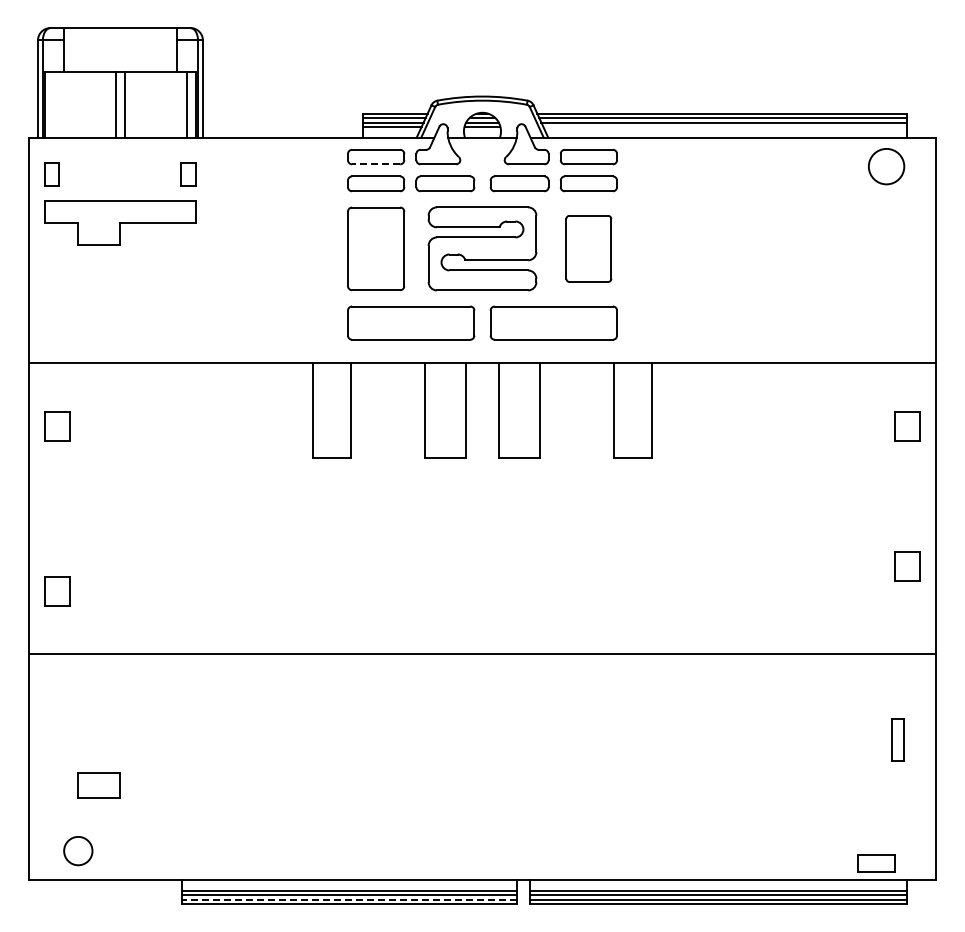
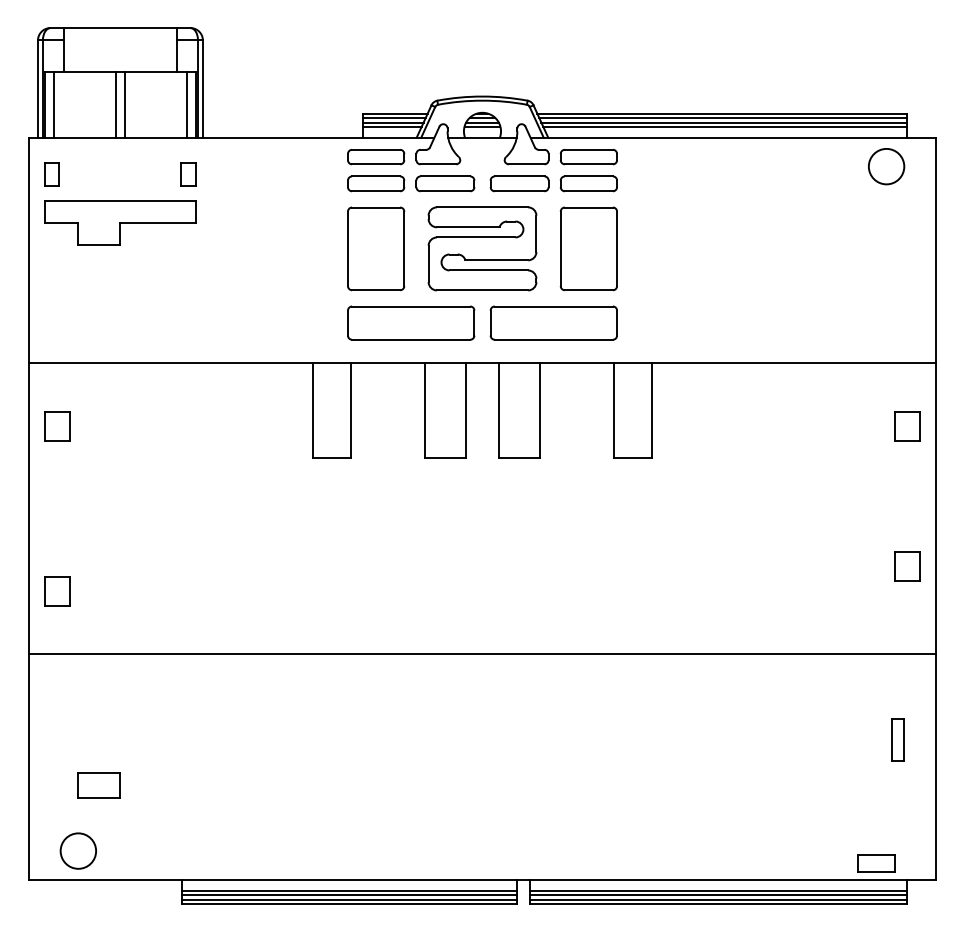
line: none -> present (53, 104)
line: none -> present (725, 127)
line: dashed -> solid (375, 164)
part size: 48x68 px -> 59x86 px (588, 248)
circle size: 31x31 px -> 38x38 px (77, 850)
line: dashed -> solid (349, 899)
